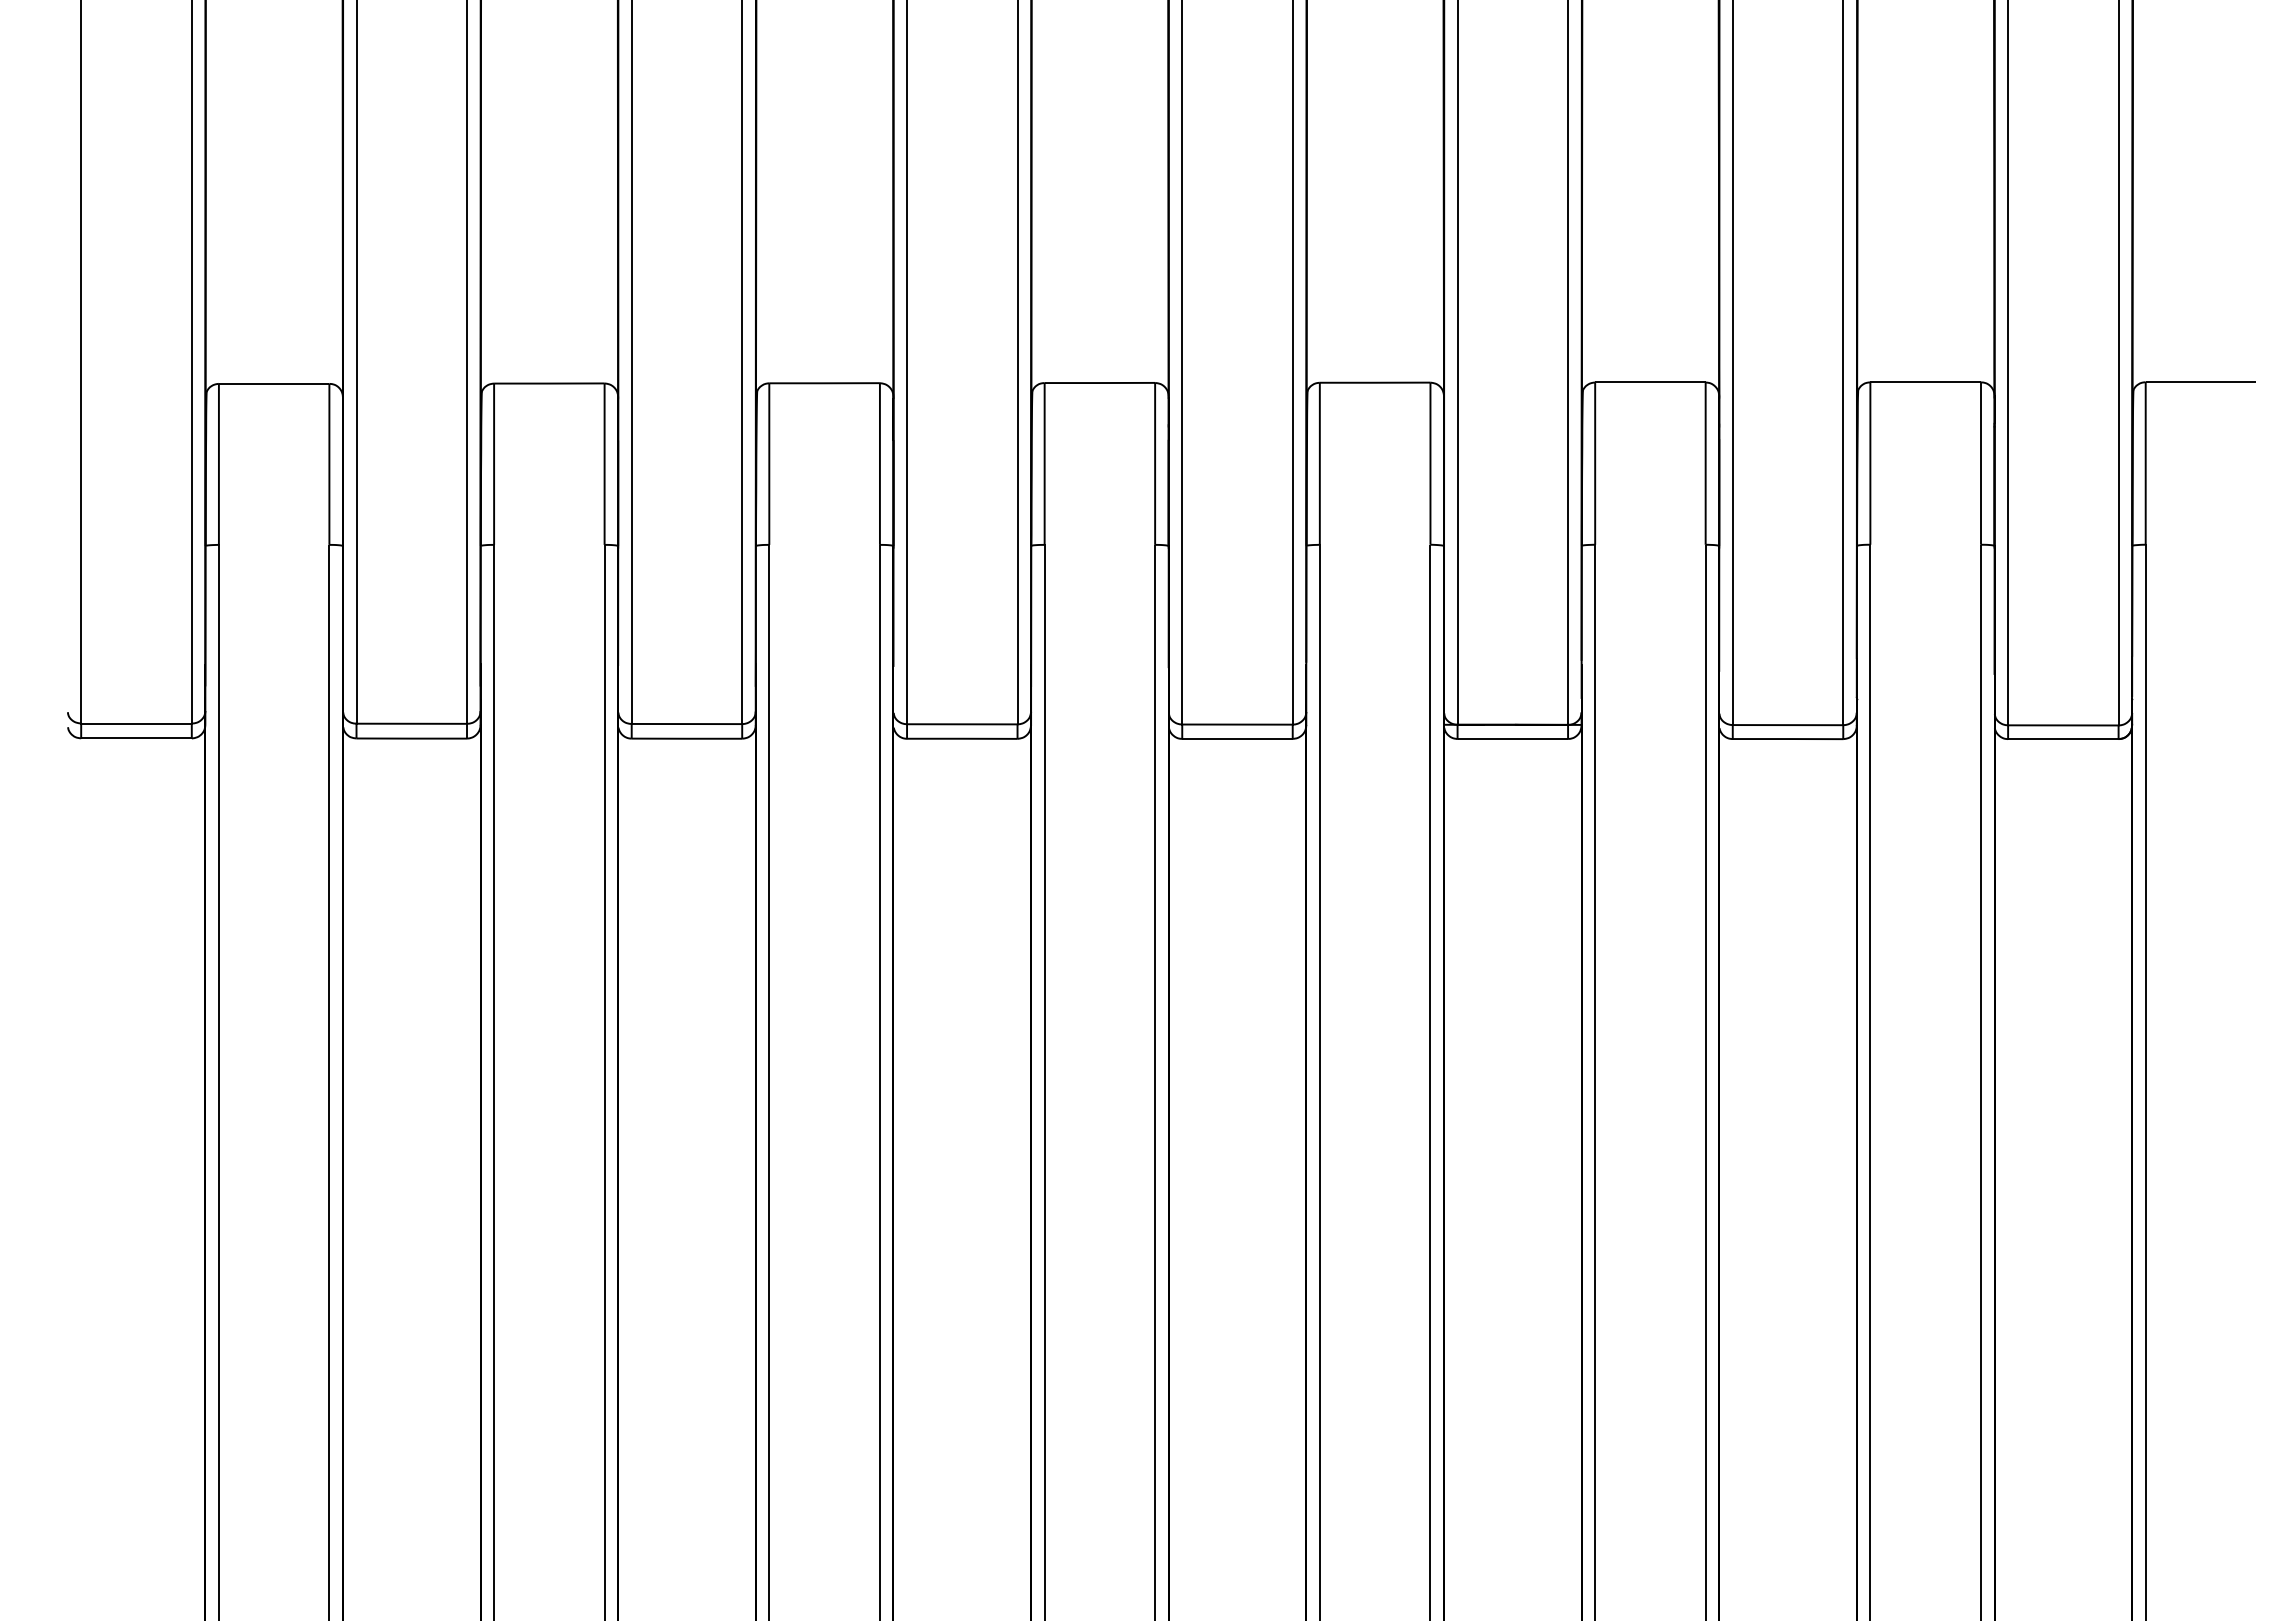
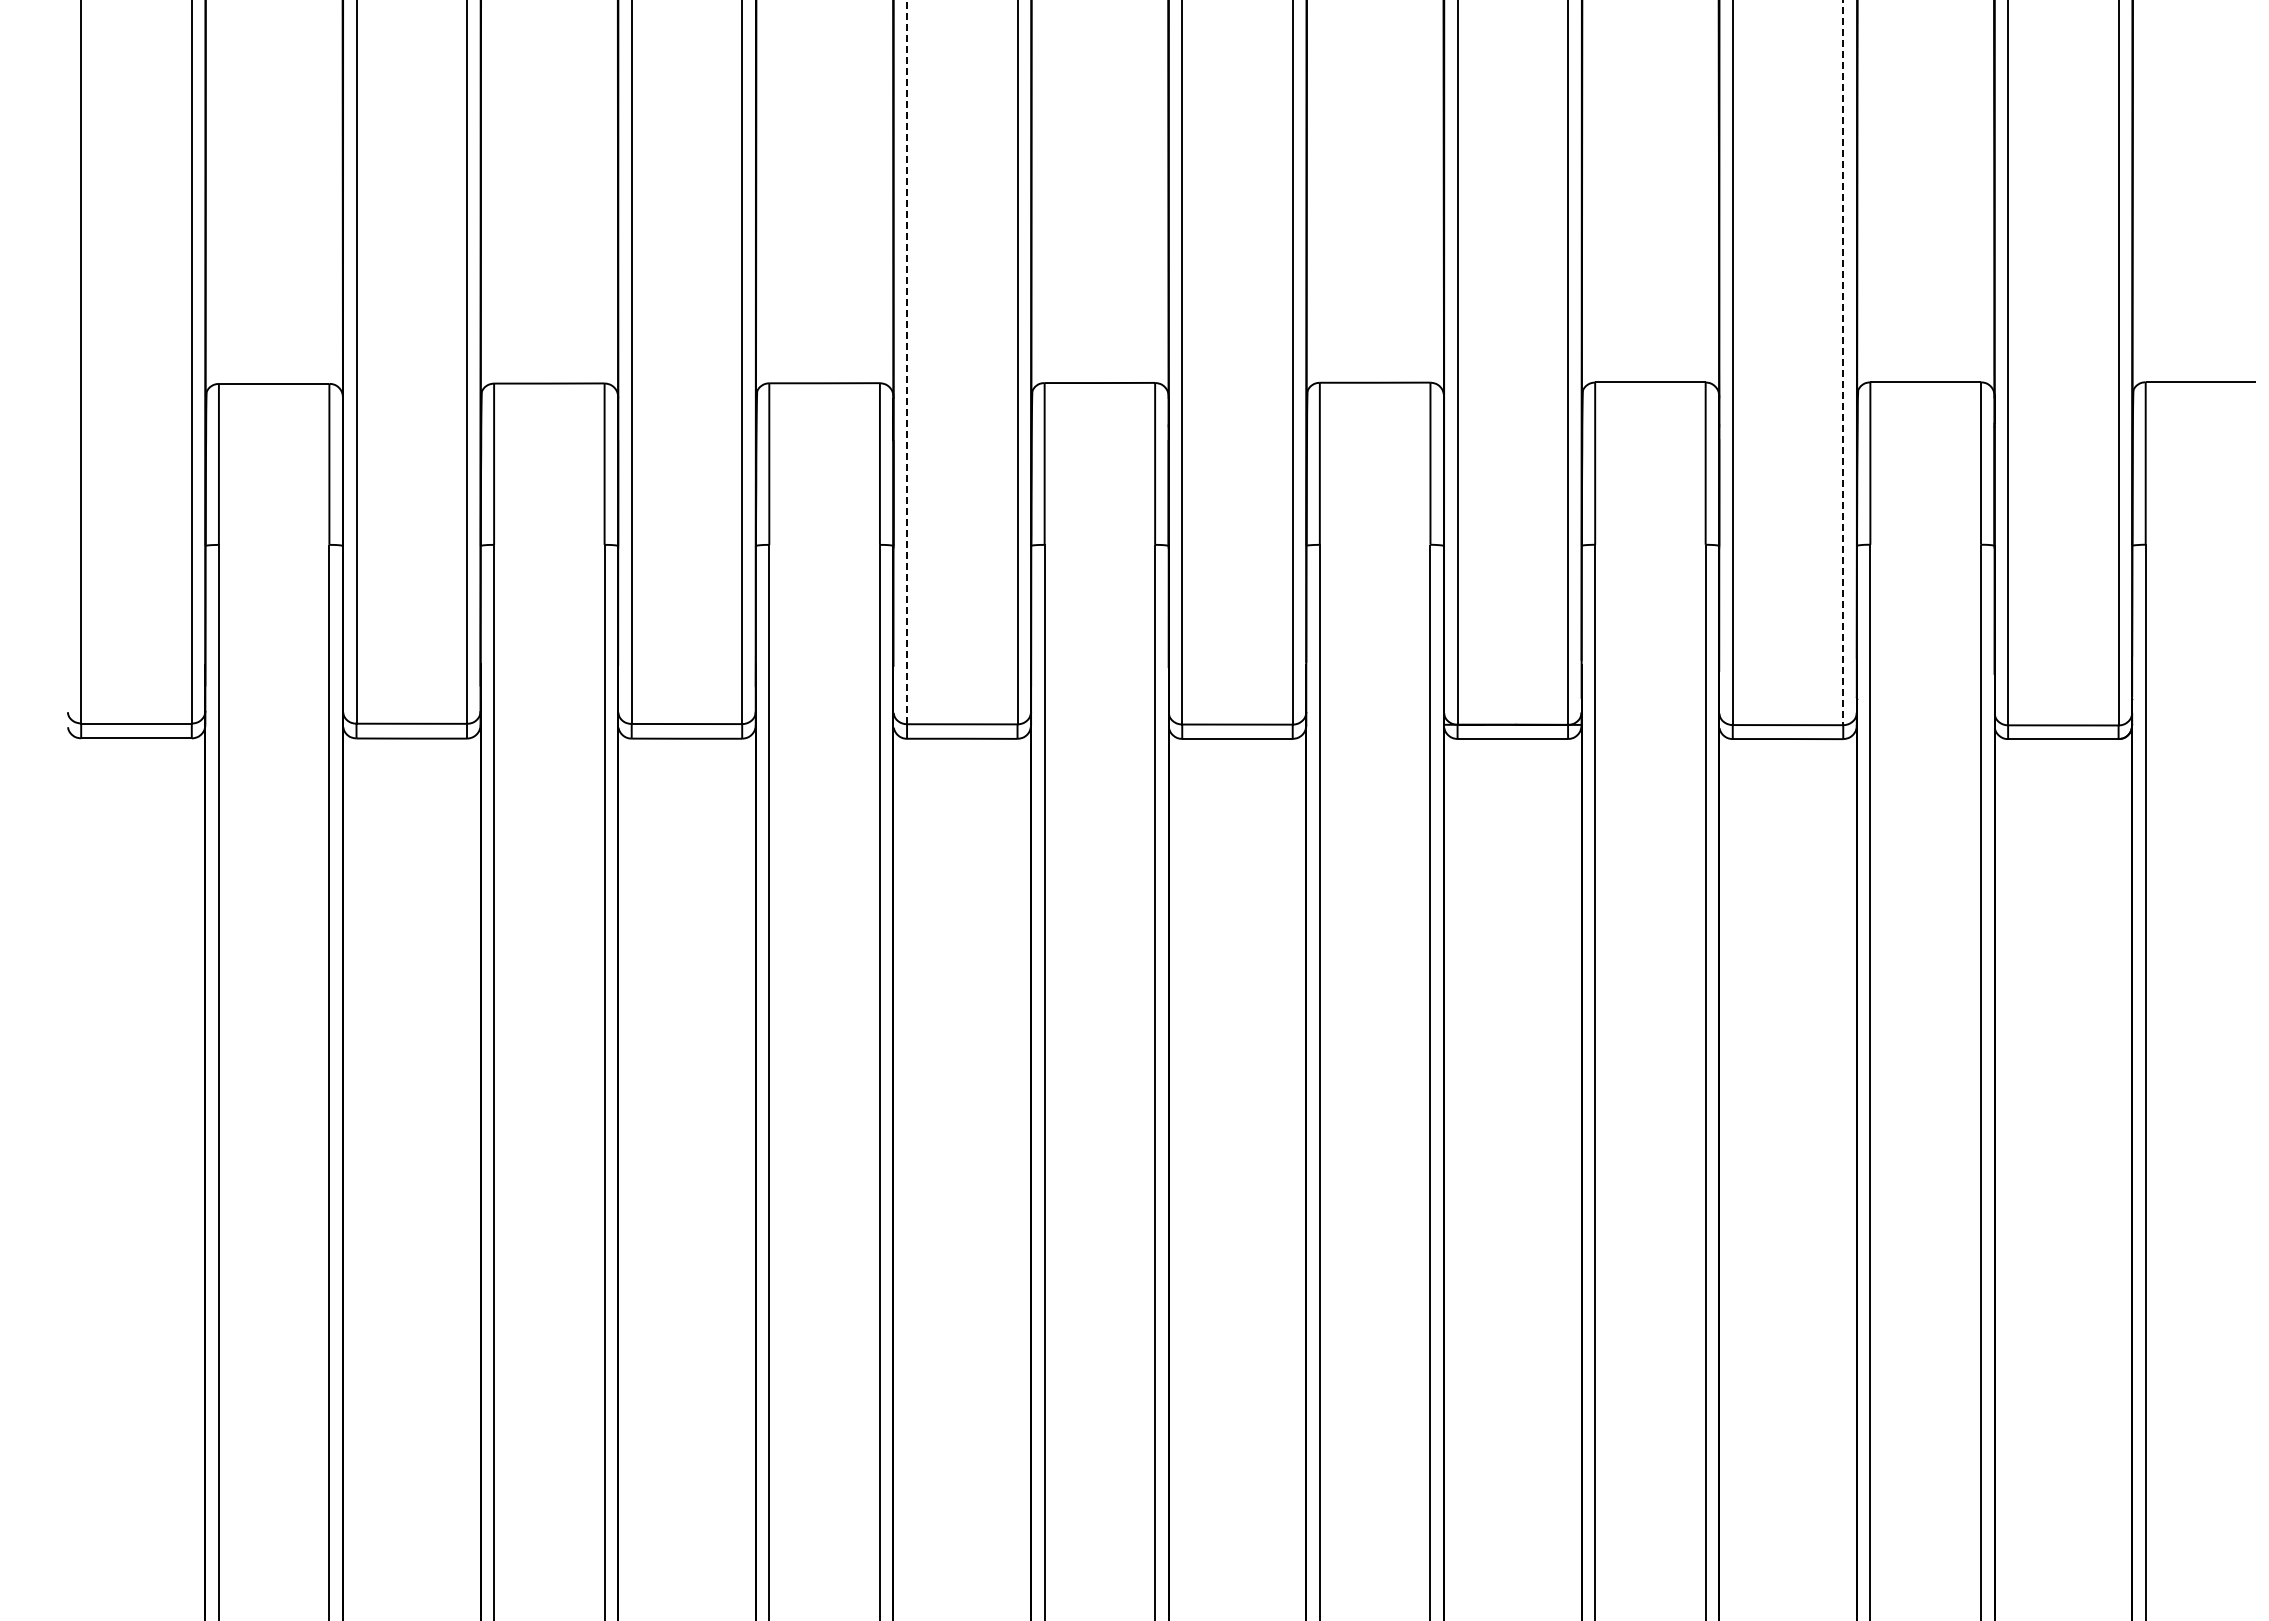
line: solid -> dashed (907, 362)
line: solid -> dashed (1843, 363)
